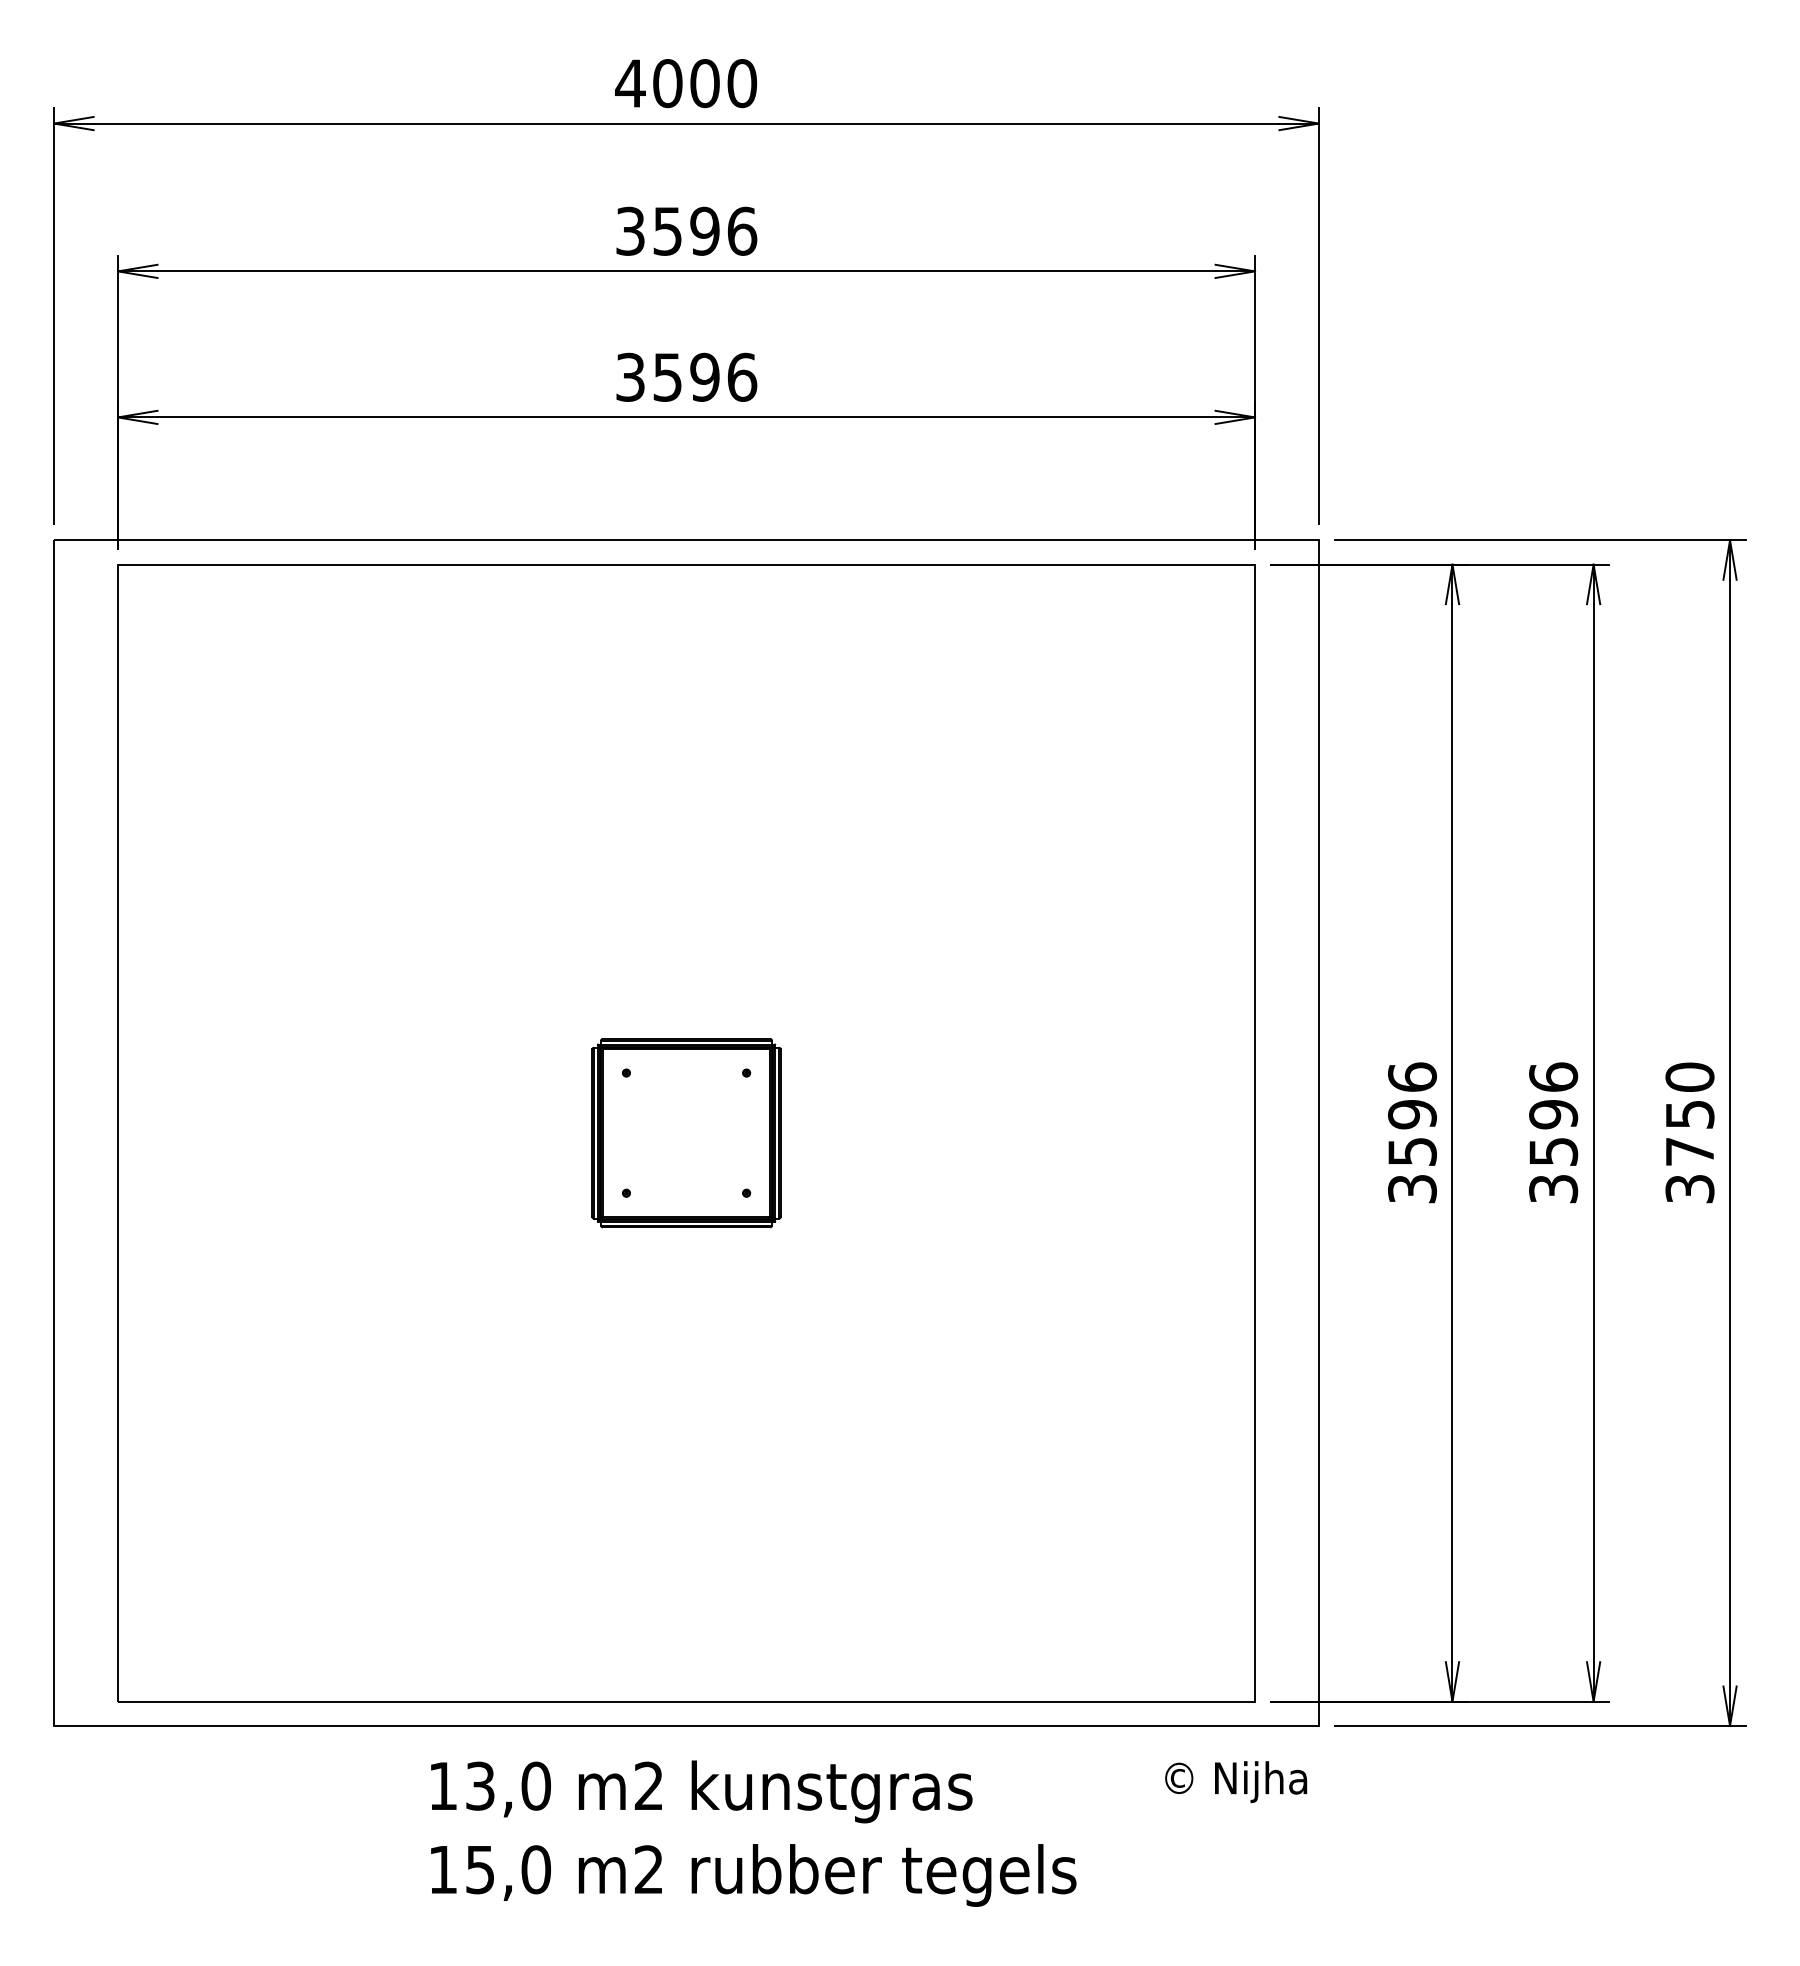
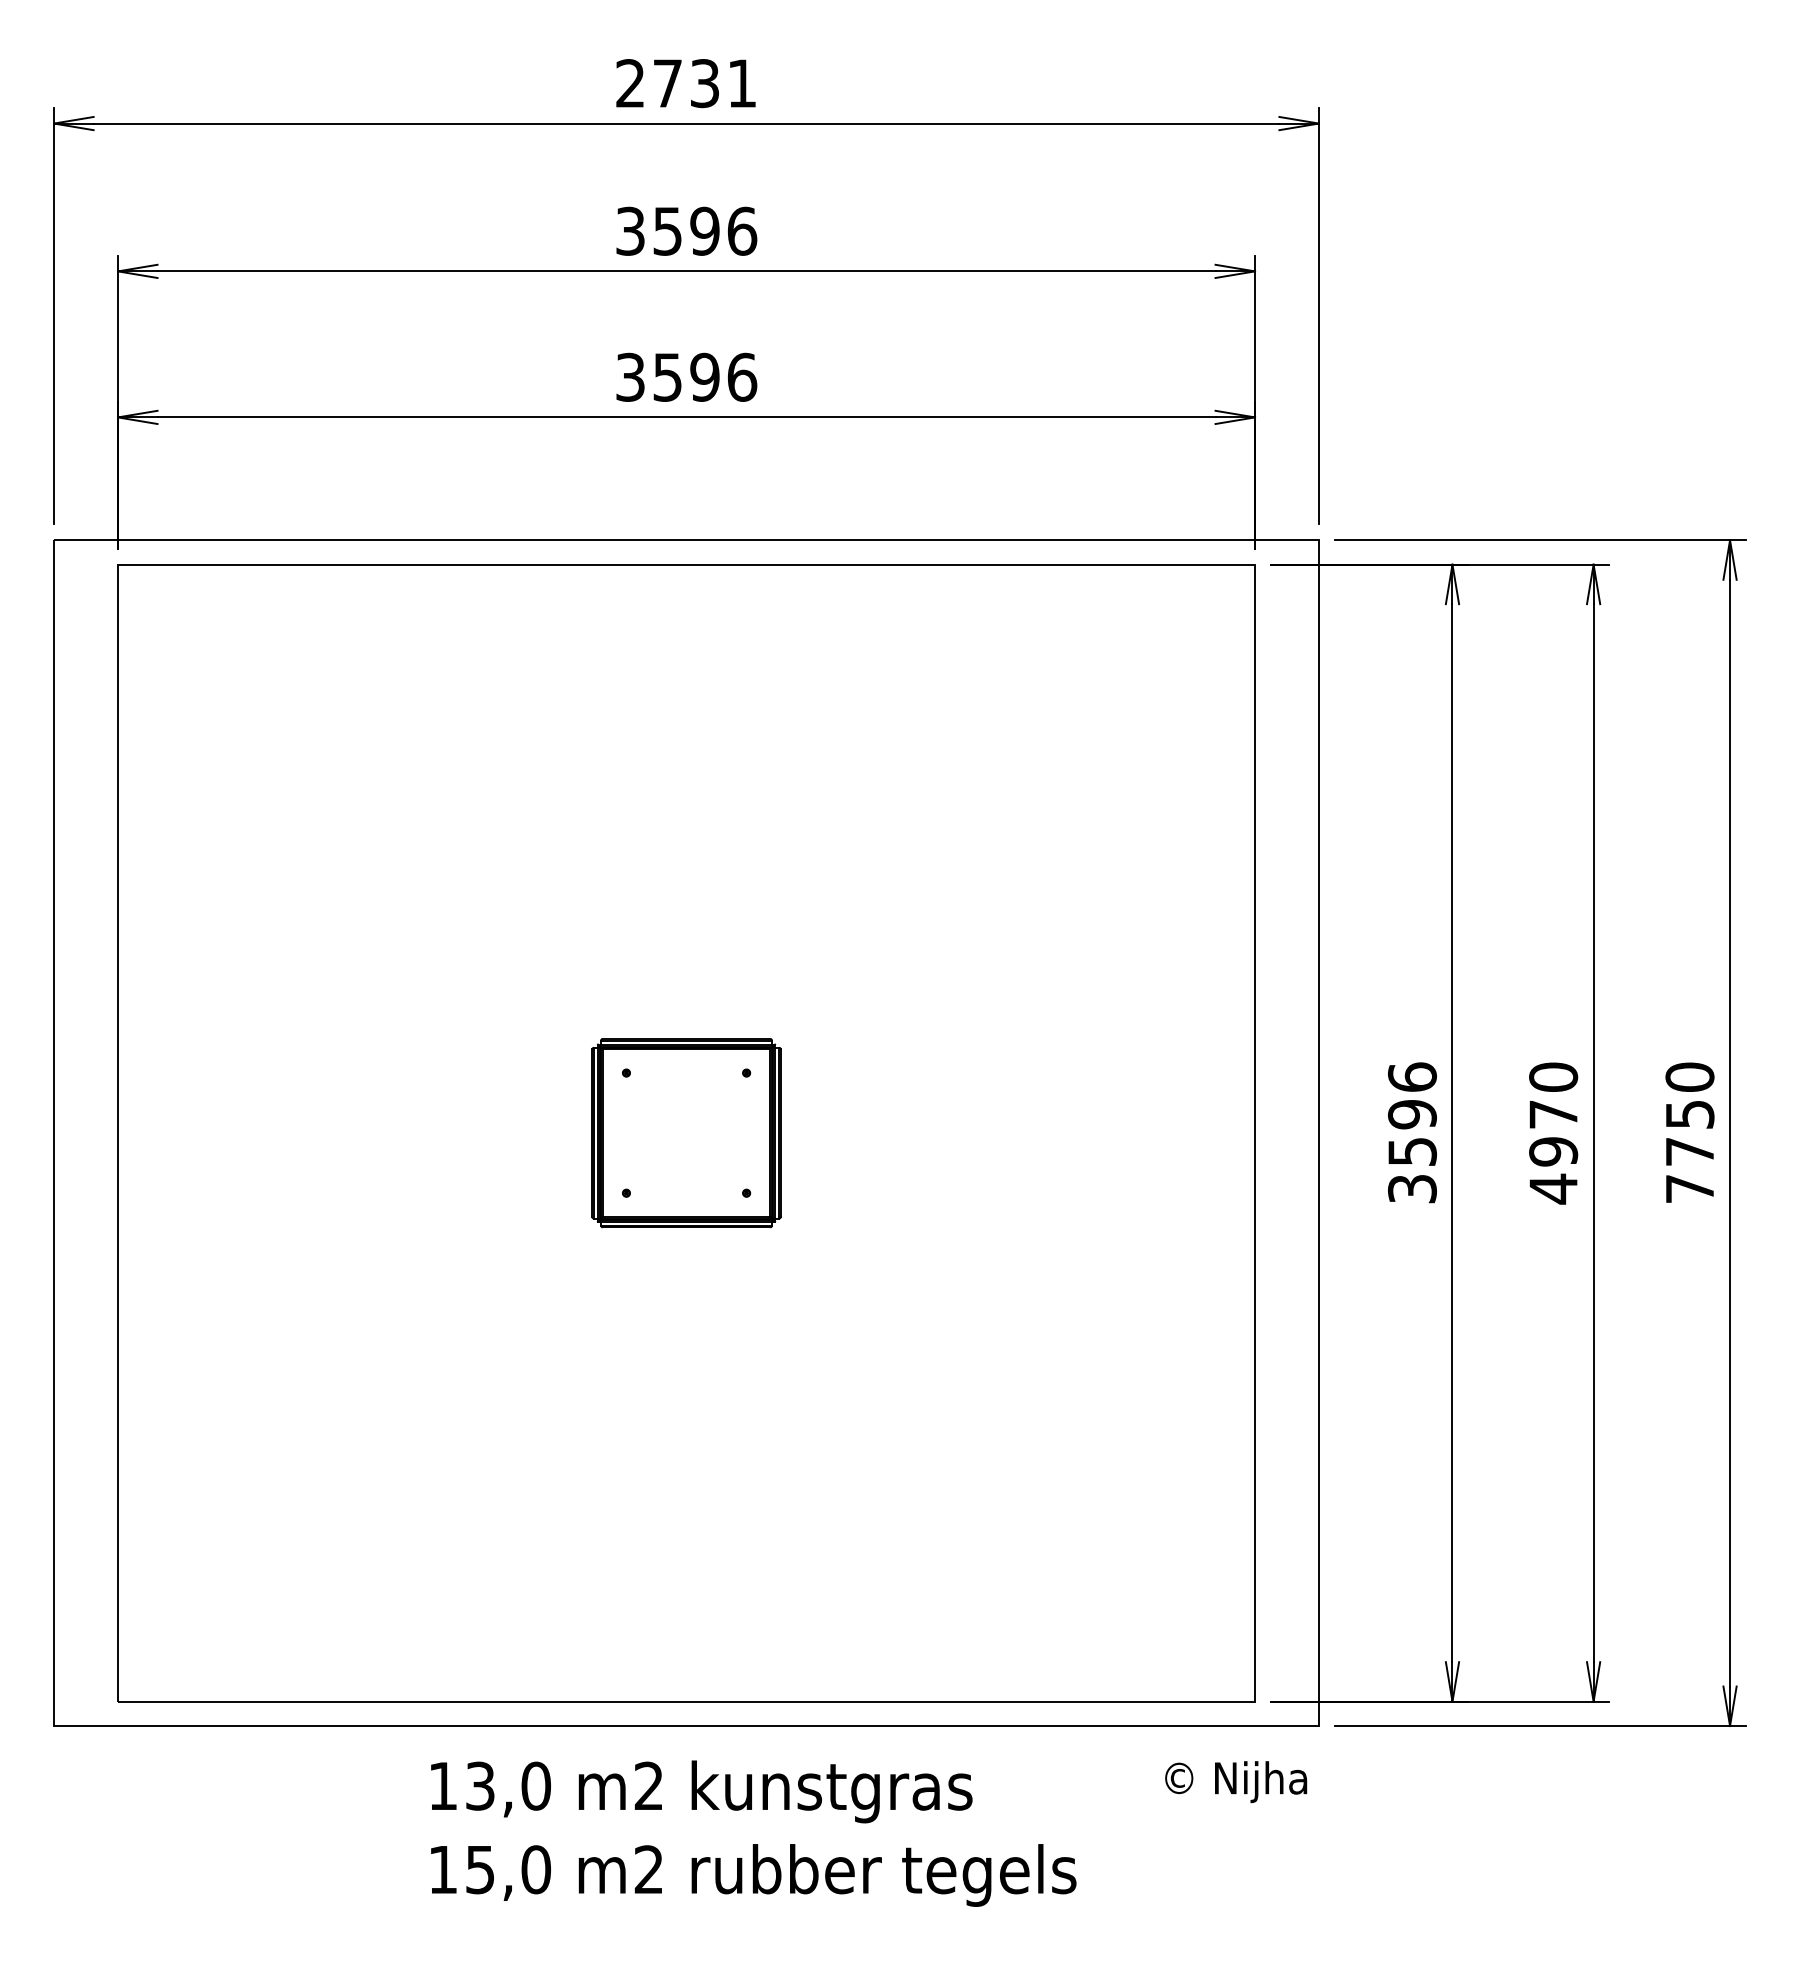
text: 4000 -> 2731 (686, 83)
text: 3596 -> 4970 (1553, 1133)
text: 3750 -> 7750 (1689, 1189)
